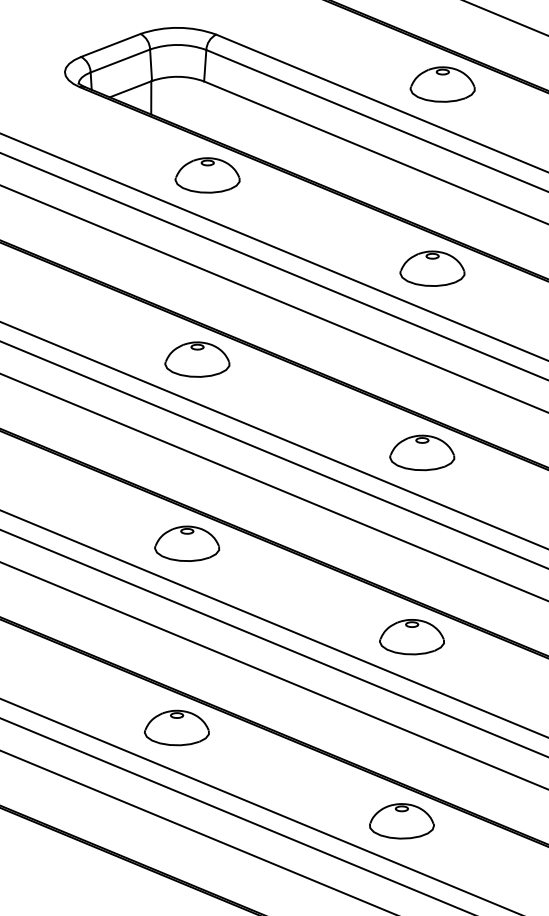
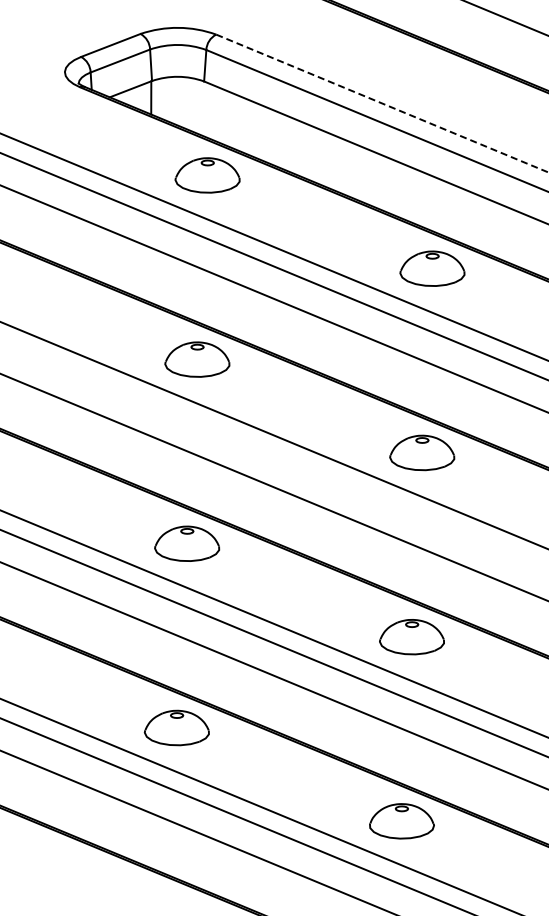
part: present -> none (442, 84)
line: solid -> dashed (382, 103)
line: present -> none (273, 454)
